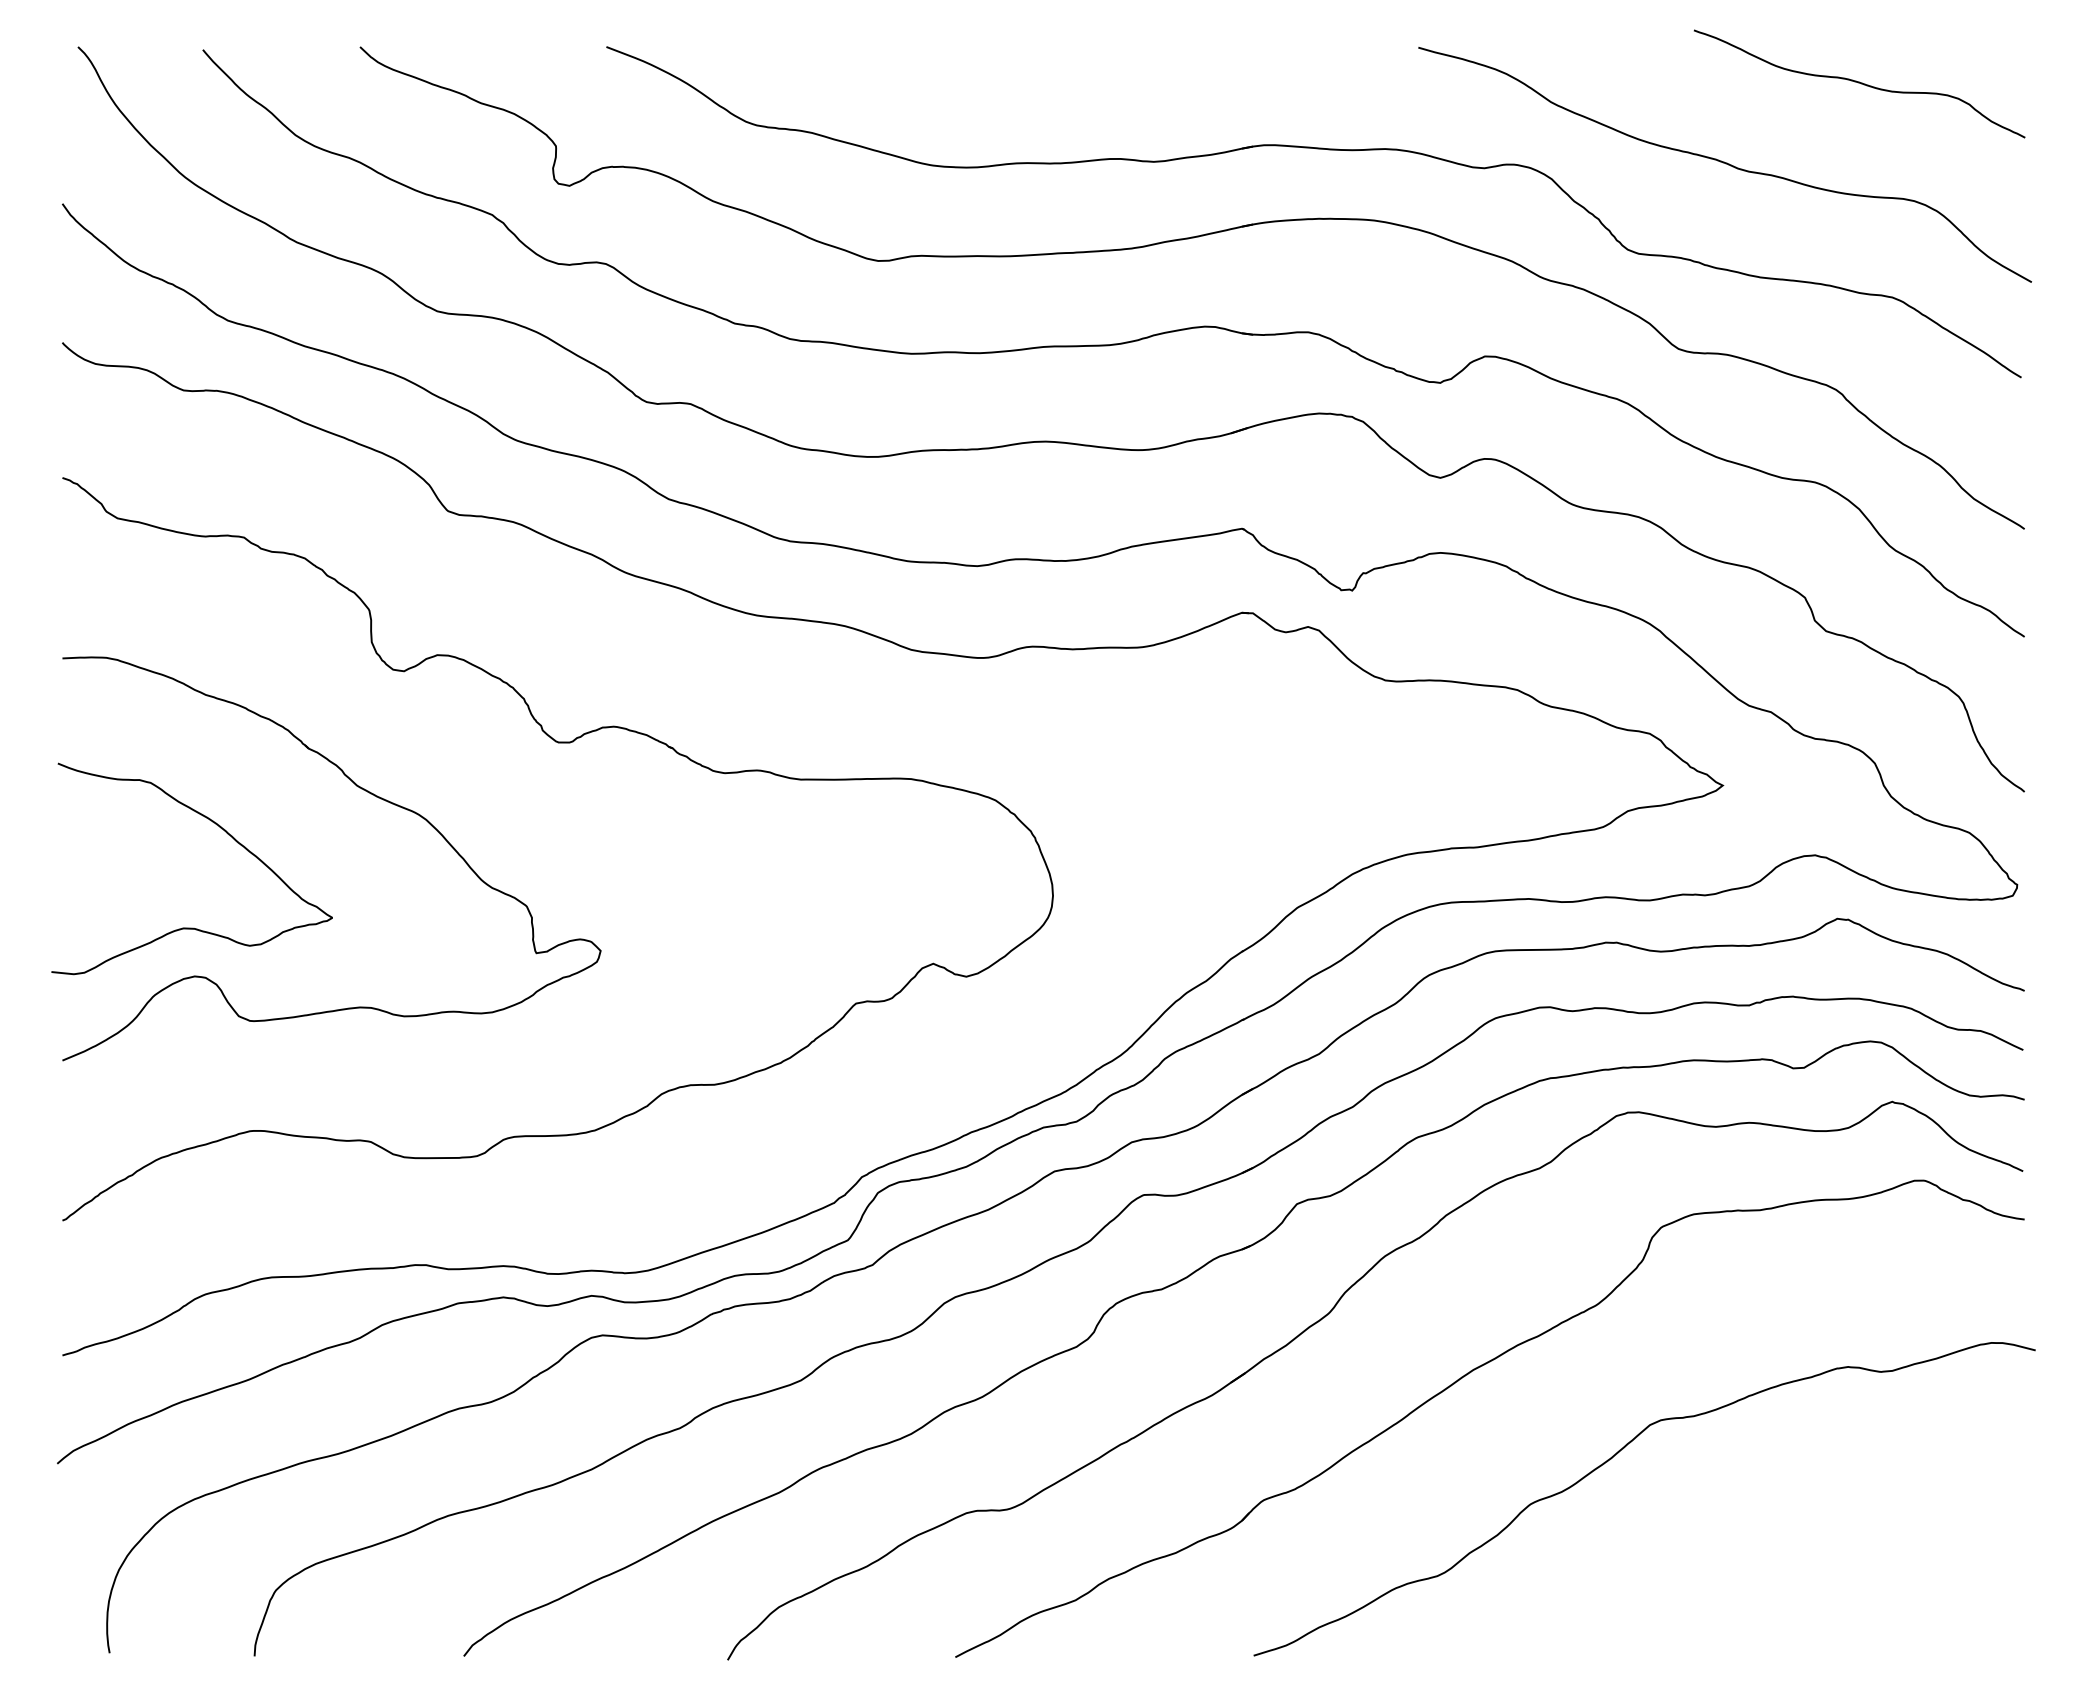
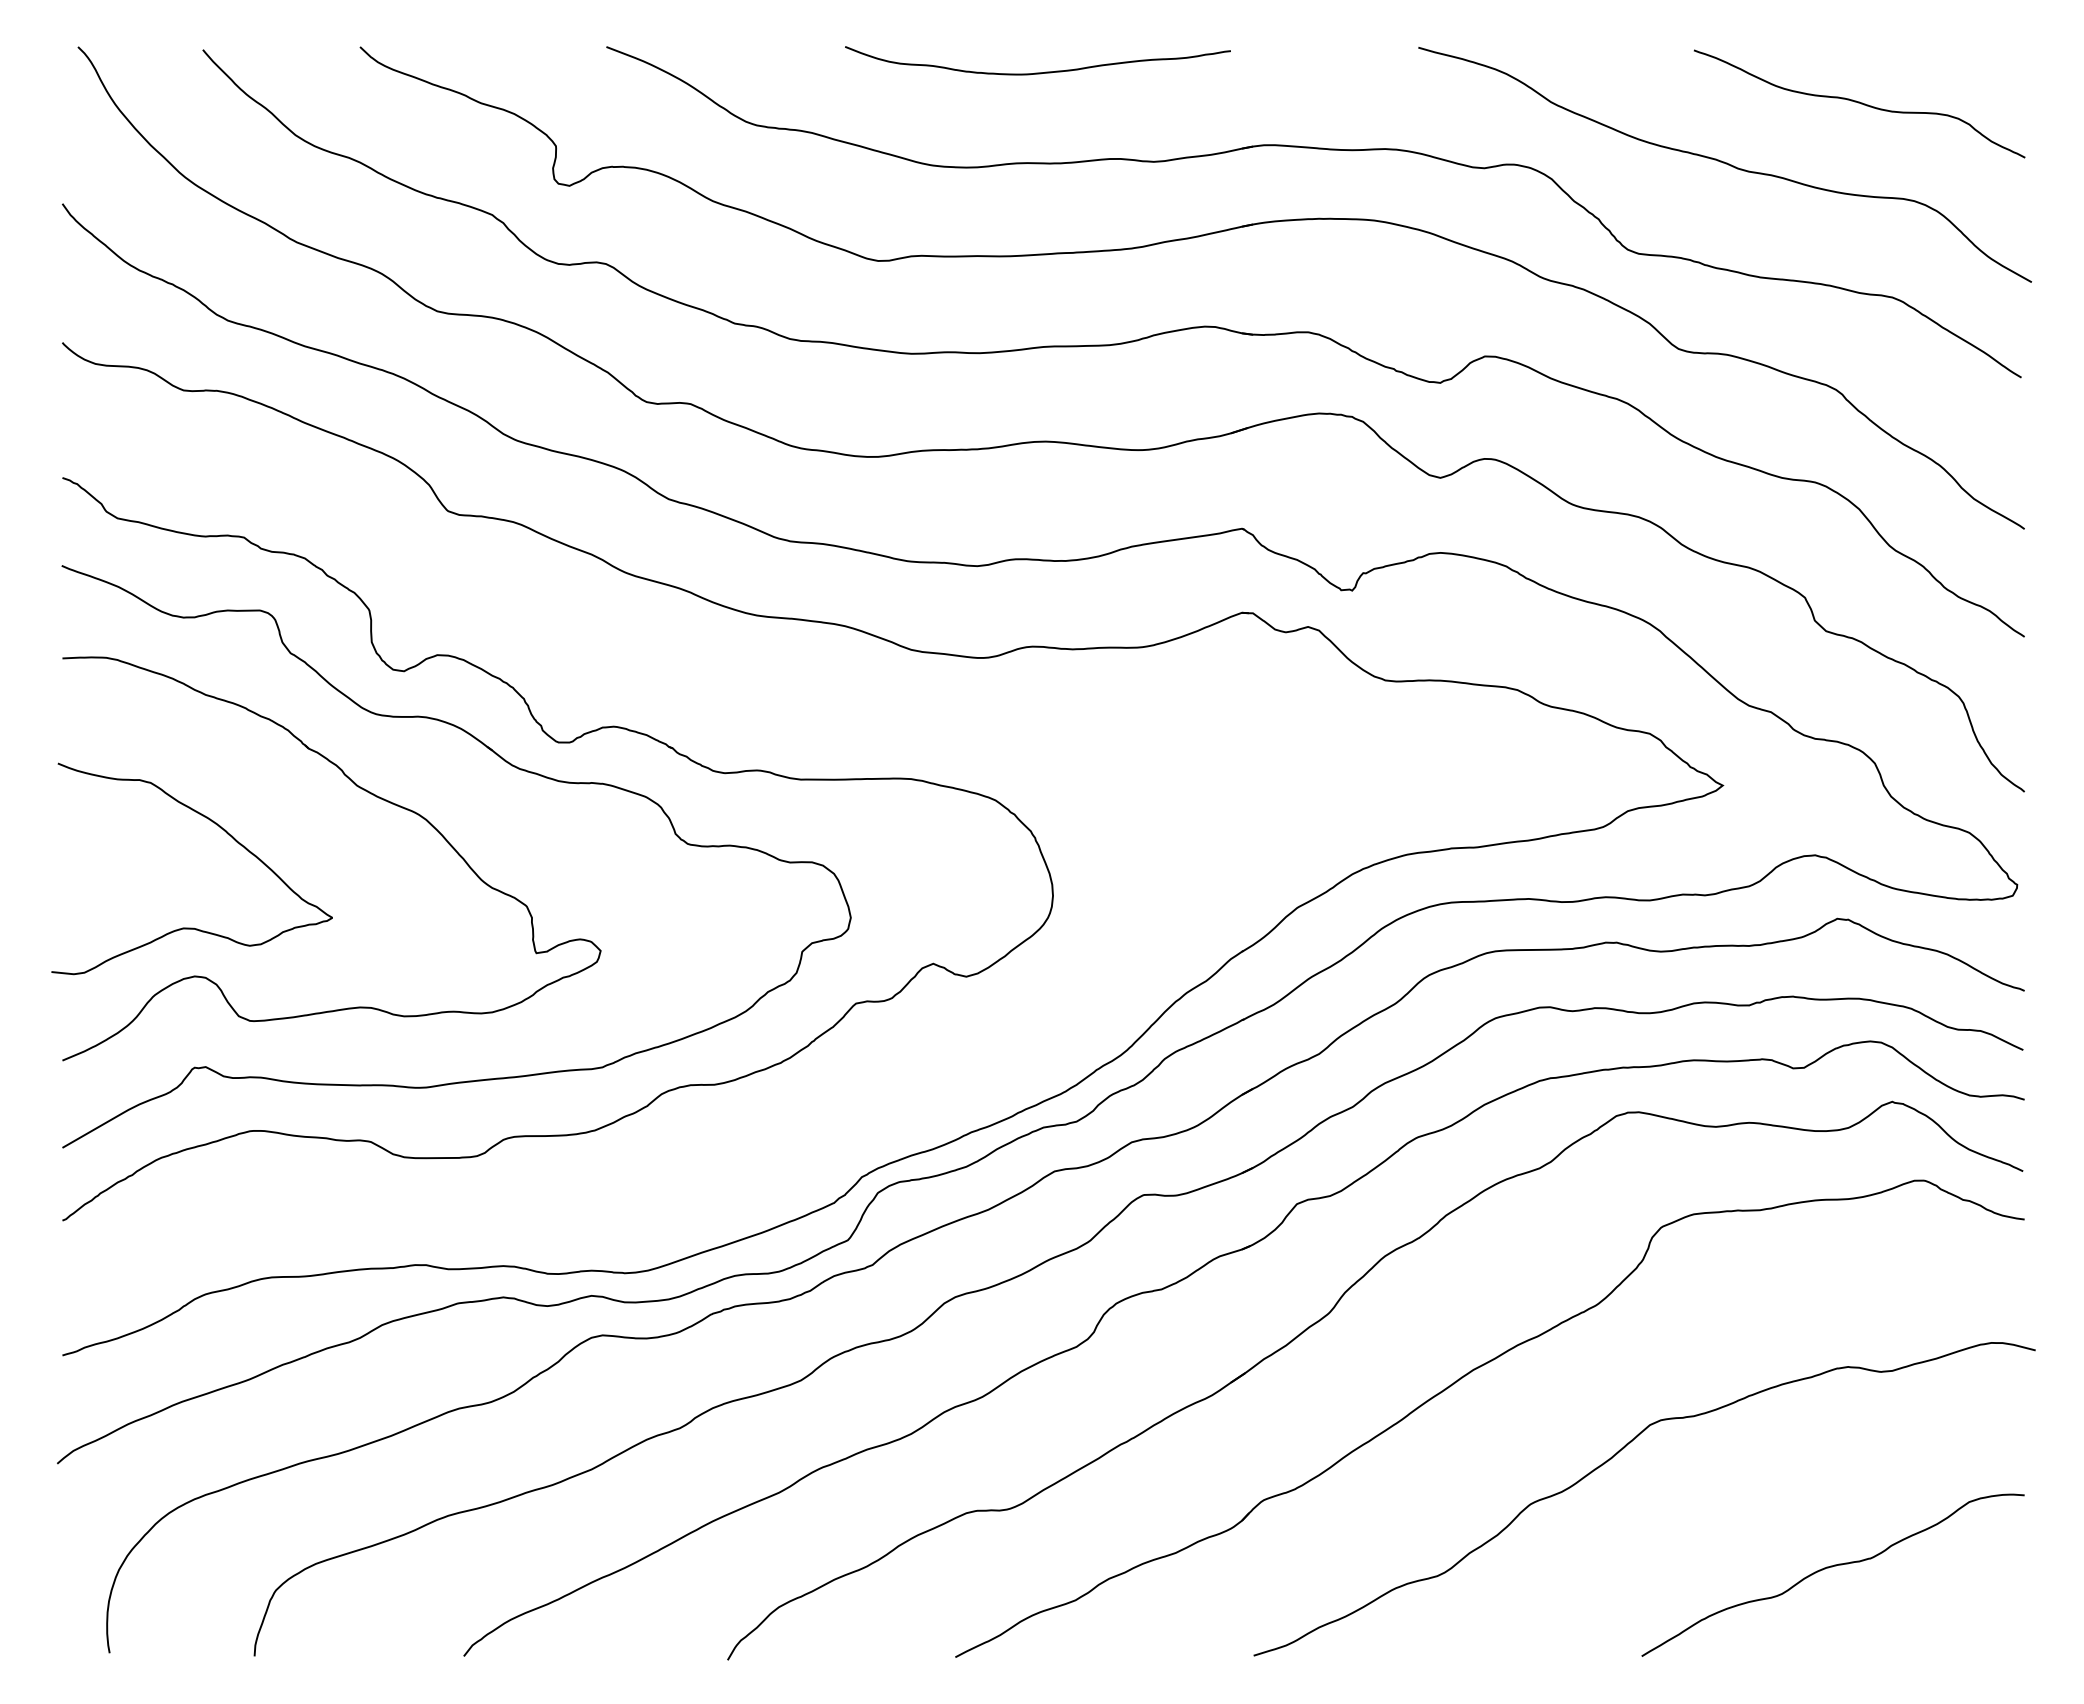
curve: none -> present (1037, 72)
curve position: (1859, 83) -> (1859, 103) (1859, 103)
part: none -> present (510, 765)
curve: none -> present (1832, 1567)
